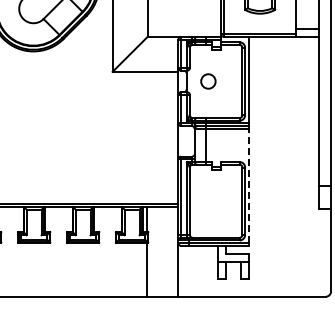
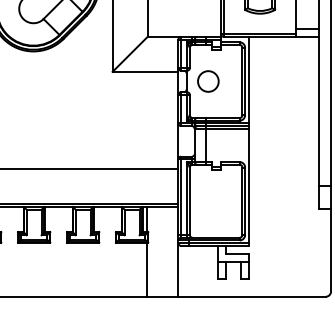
circle size: 17x17 px -> 23x23 px (208, 81)
line: none -> present (90, 169)
line: dashed -> solid (249, 185)
